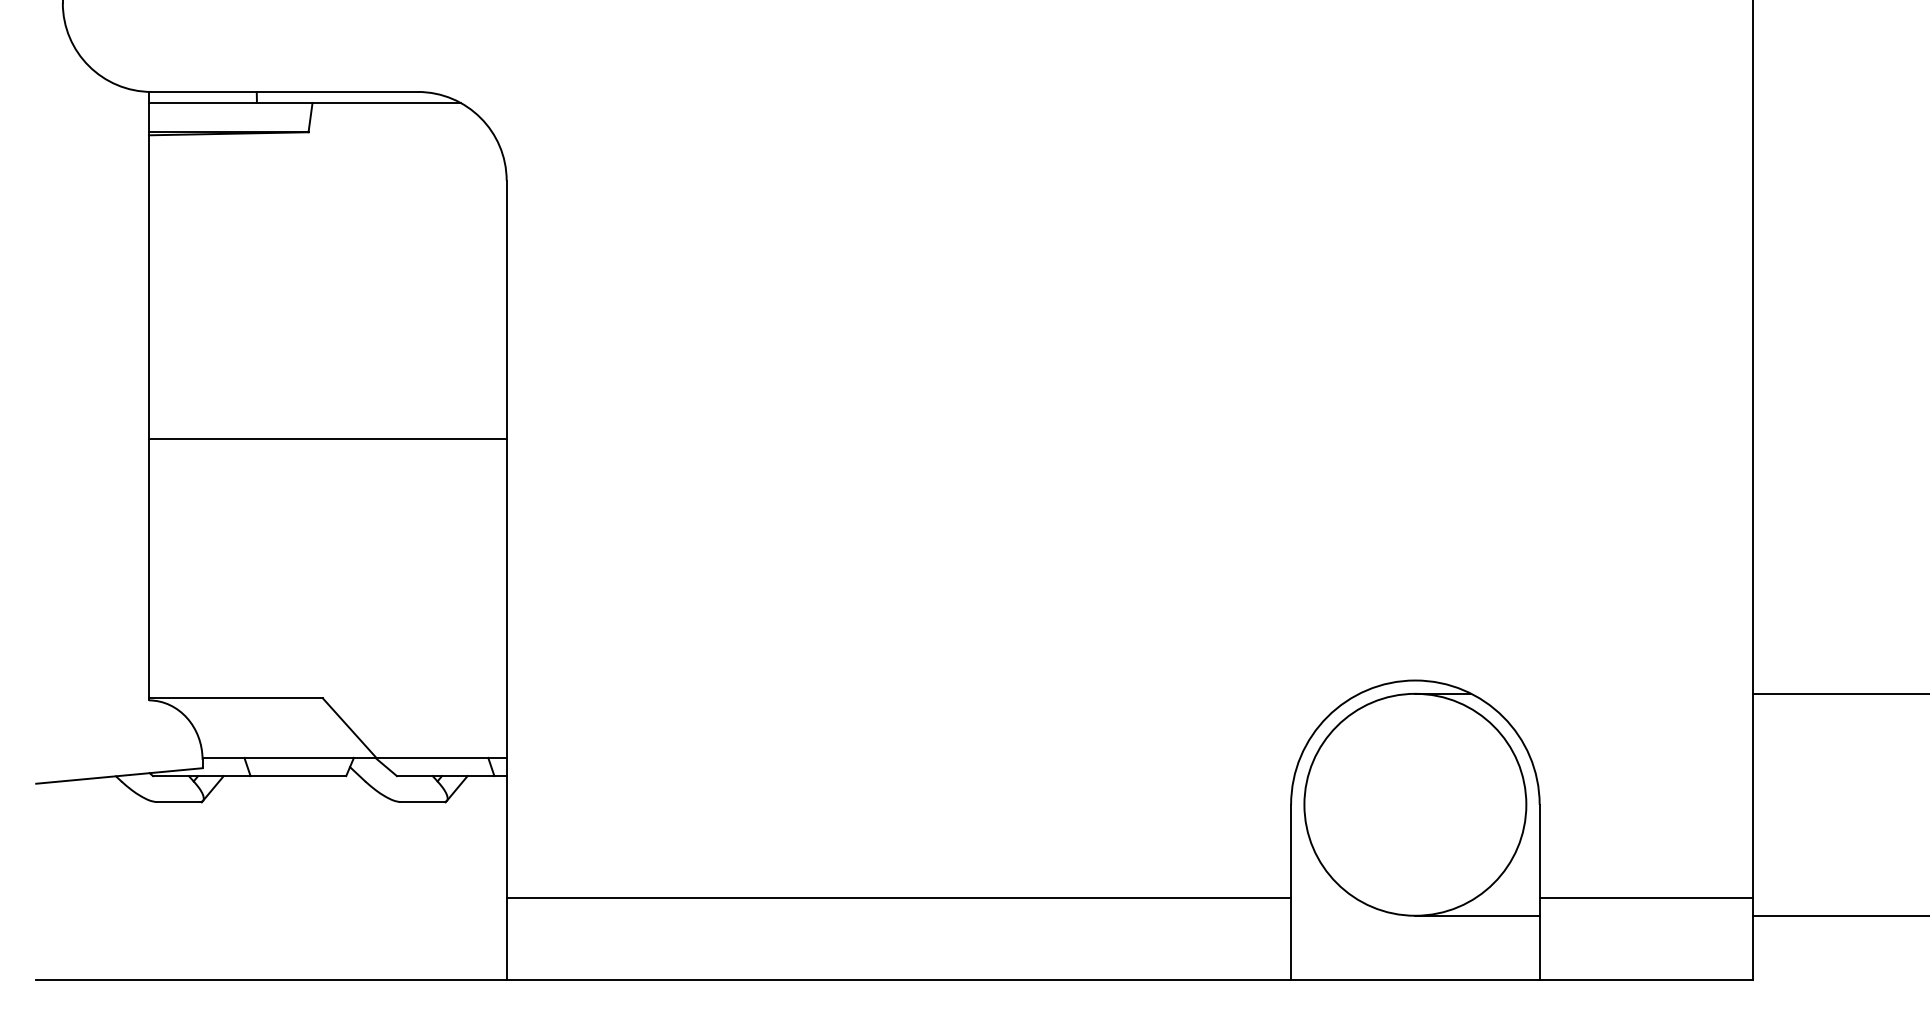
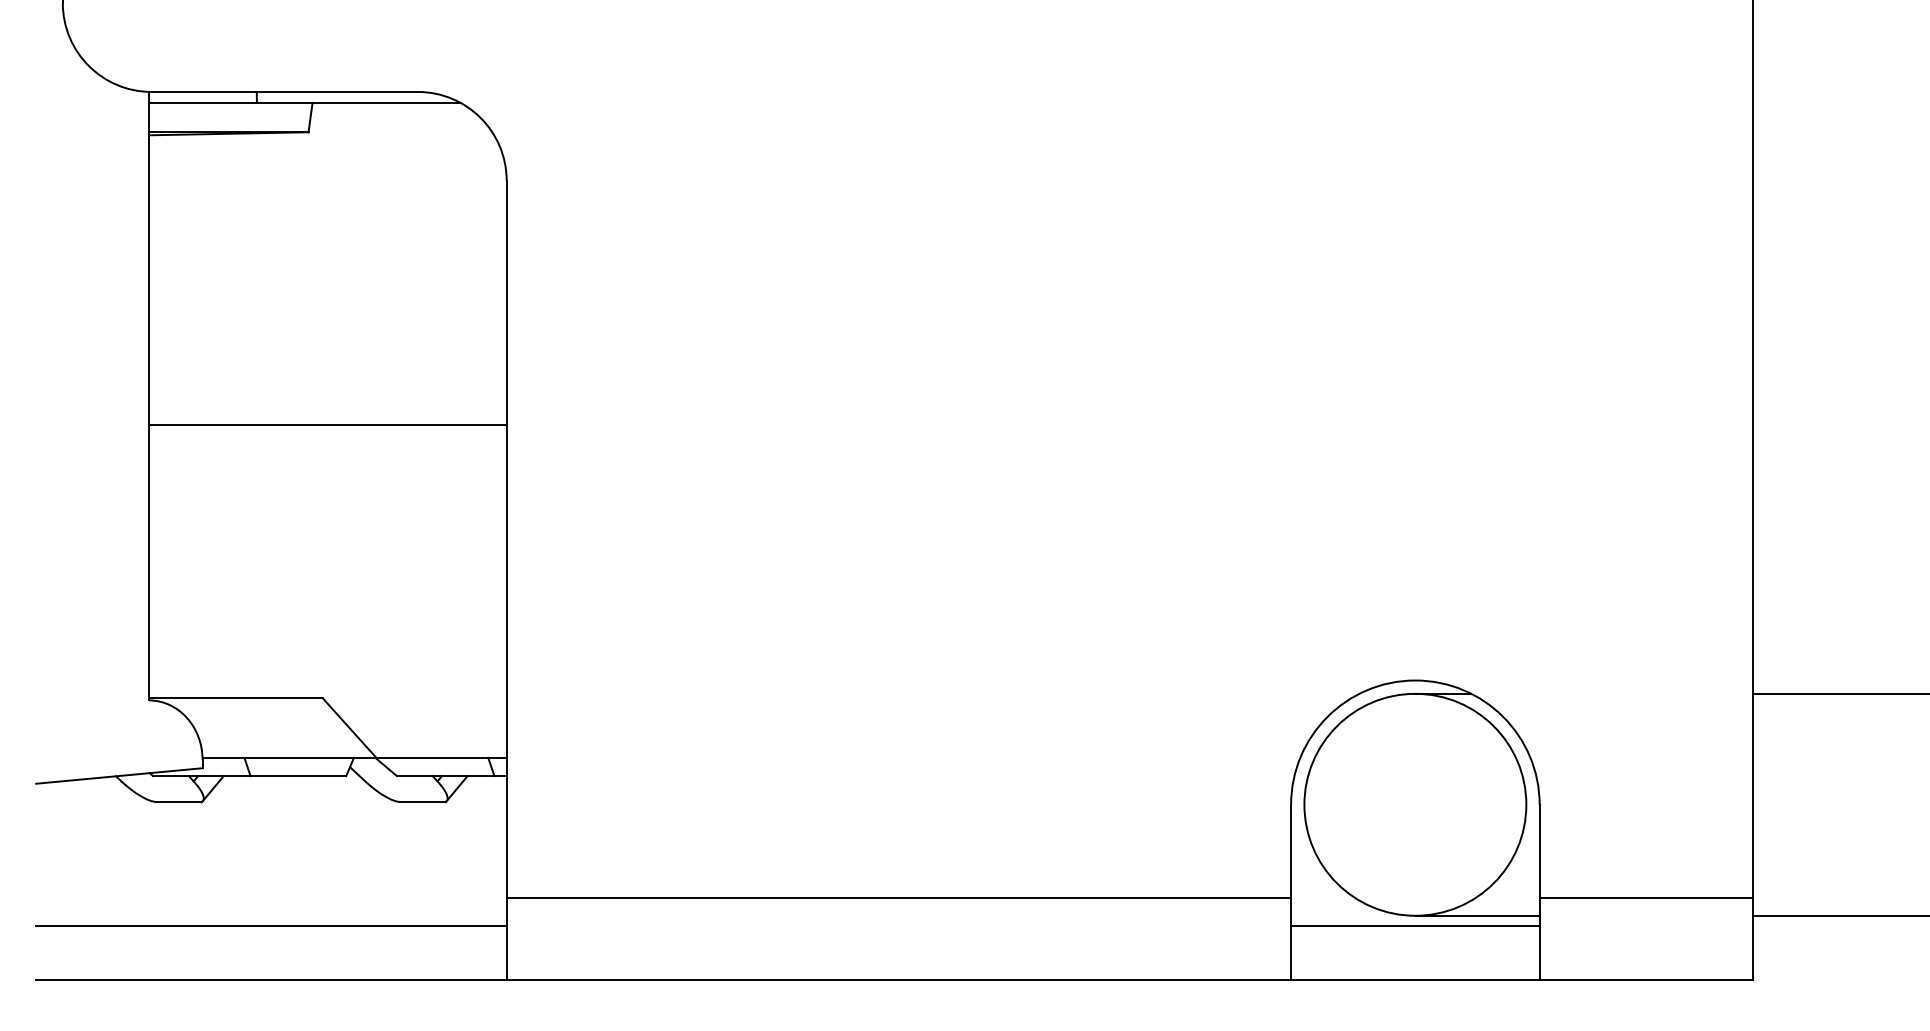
line position: (327, 439) -> (327, 425) (327, 425)
line: none -> present (271, 926)
line: none -> present (1415, 926)
